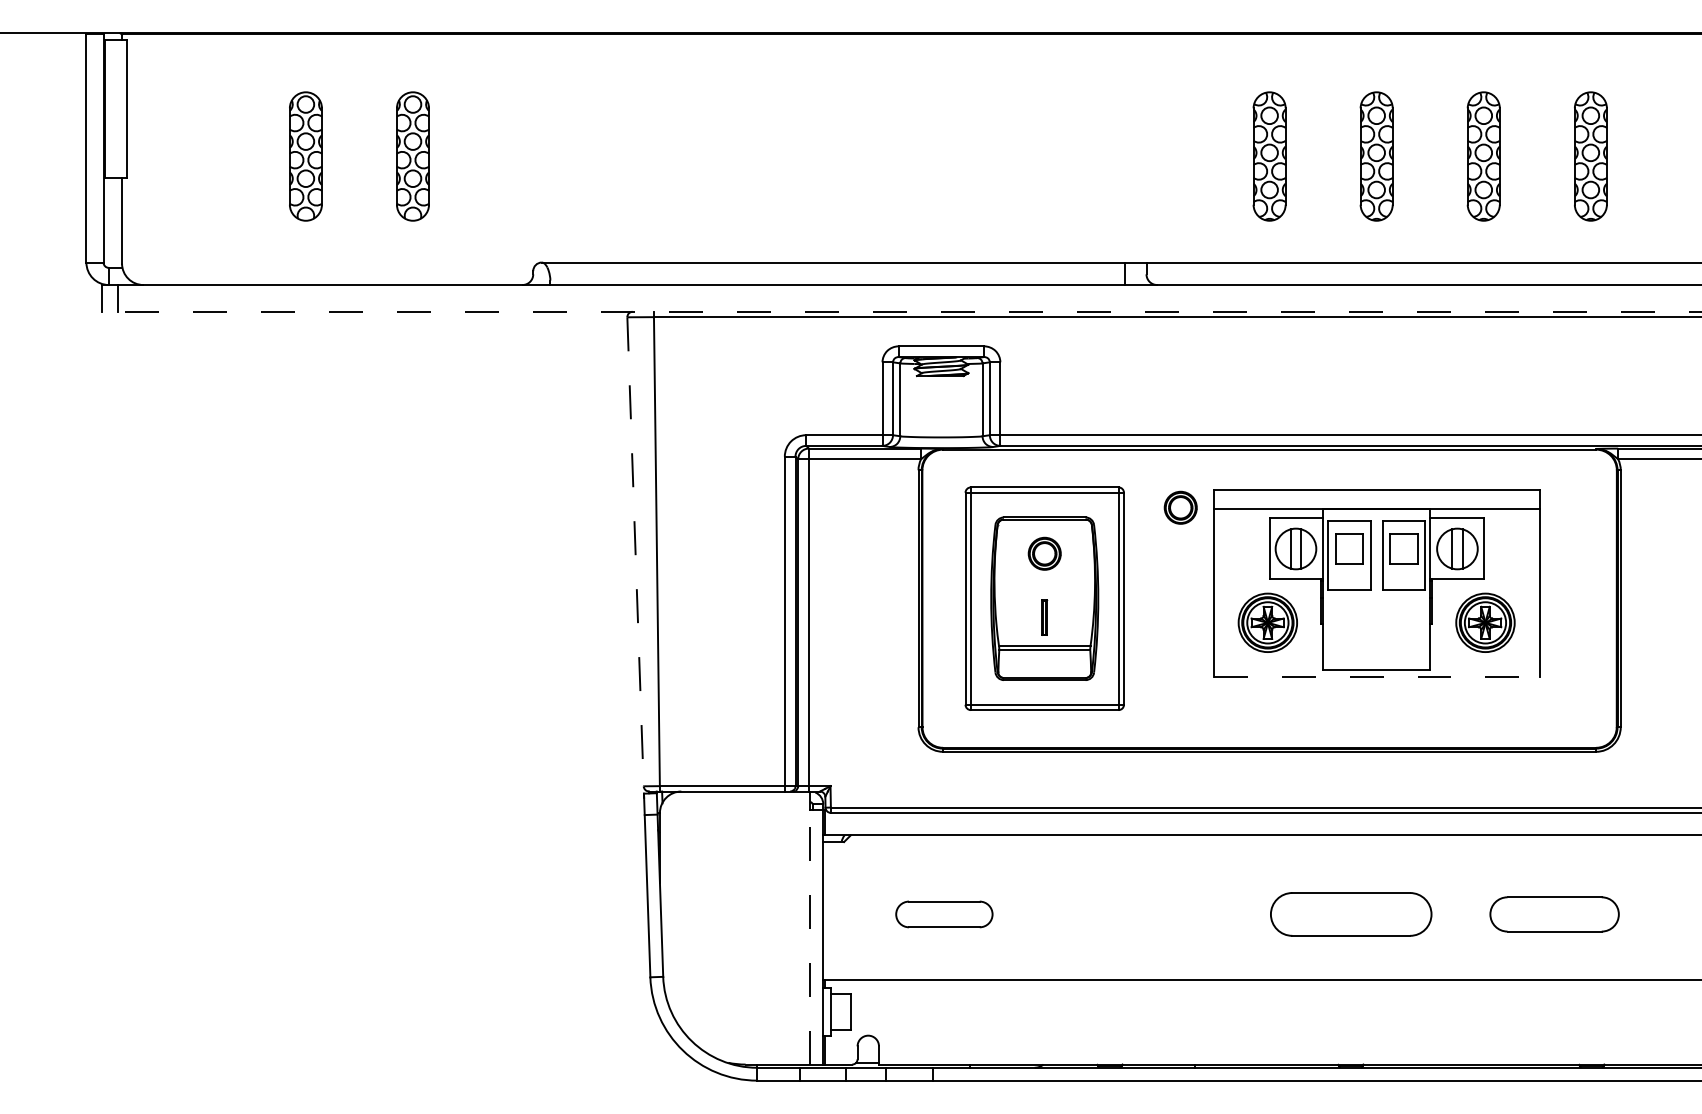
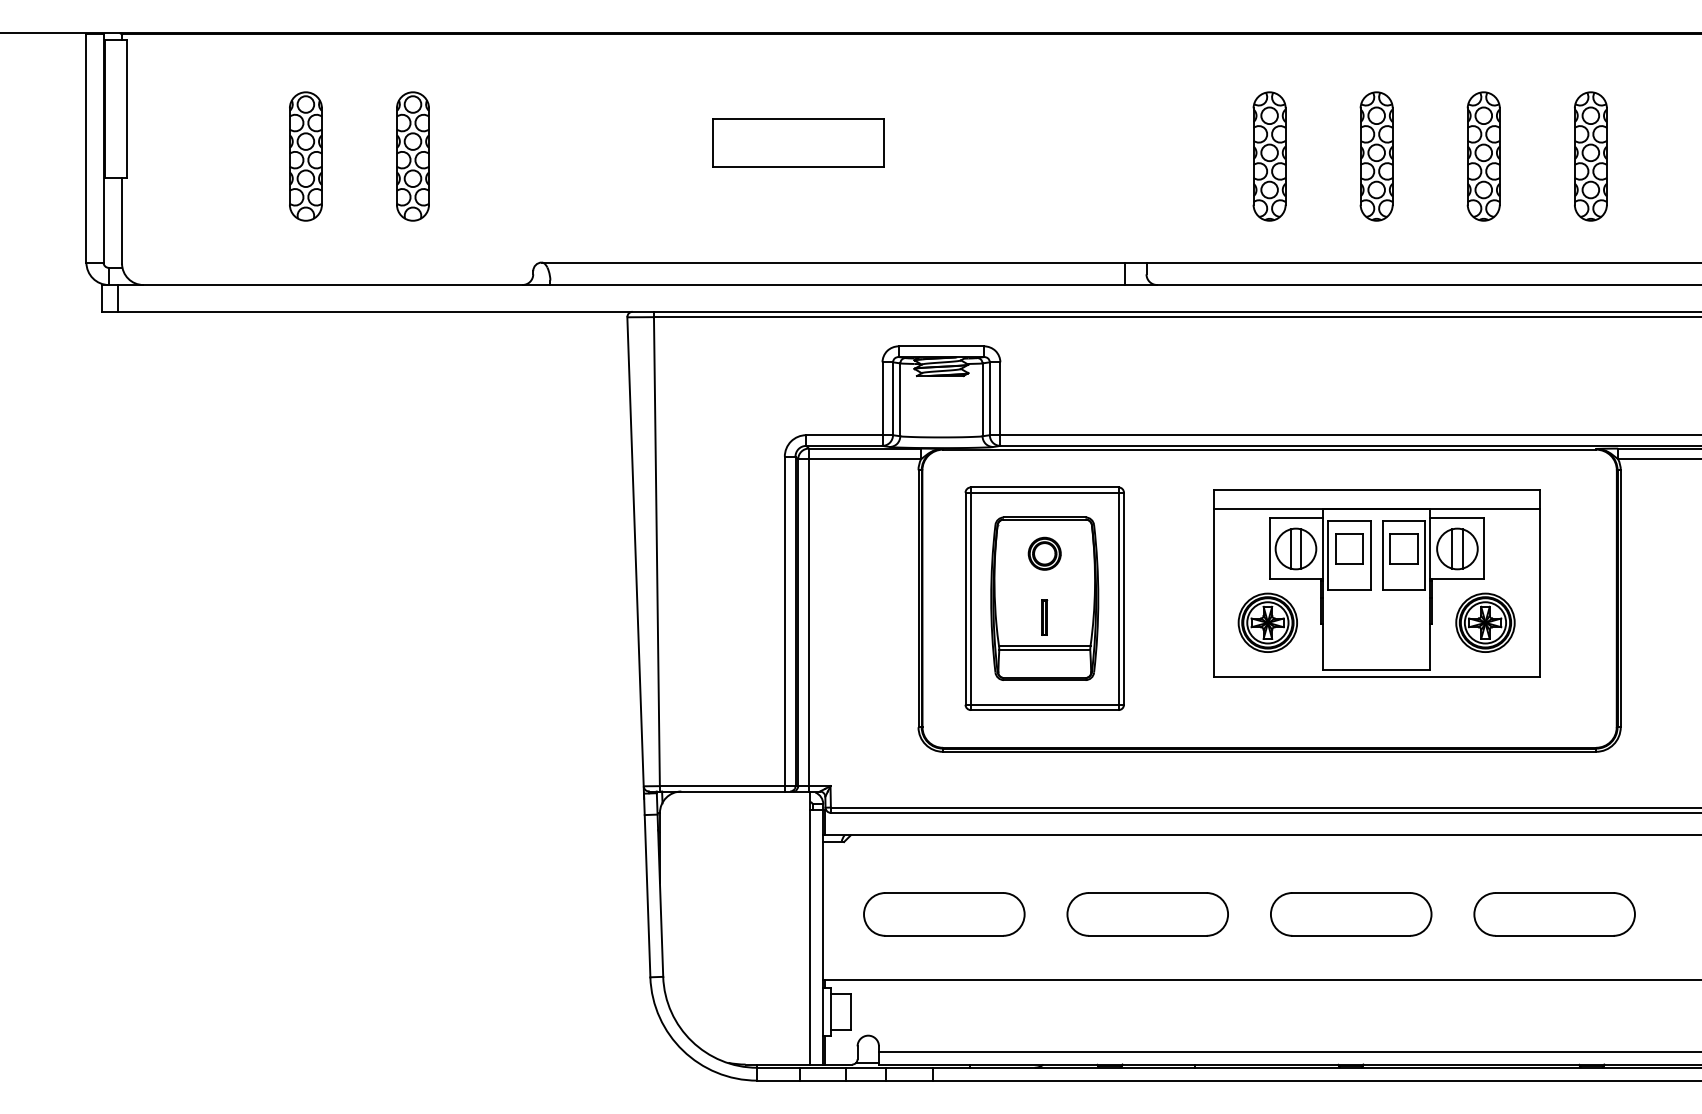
part: none -> present (798, 142)
line: dashed -> solid (901, 311)
part: present -> none (1180, 507)
line: dashed -> solid (635, 558)
line: dashed -> solid (1377, 676)
part size: 99x29 px -> 163x45 px (944, 914)
part: none -> present (1147, 914)
part size: 131x37 px -> 163x45 px (1554, 914)
line: dashed -> solid (810, 936)
line: none -> present (1288, 1051)
